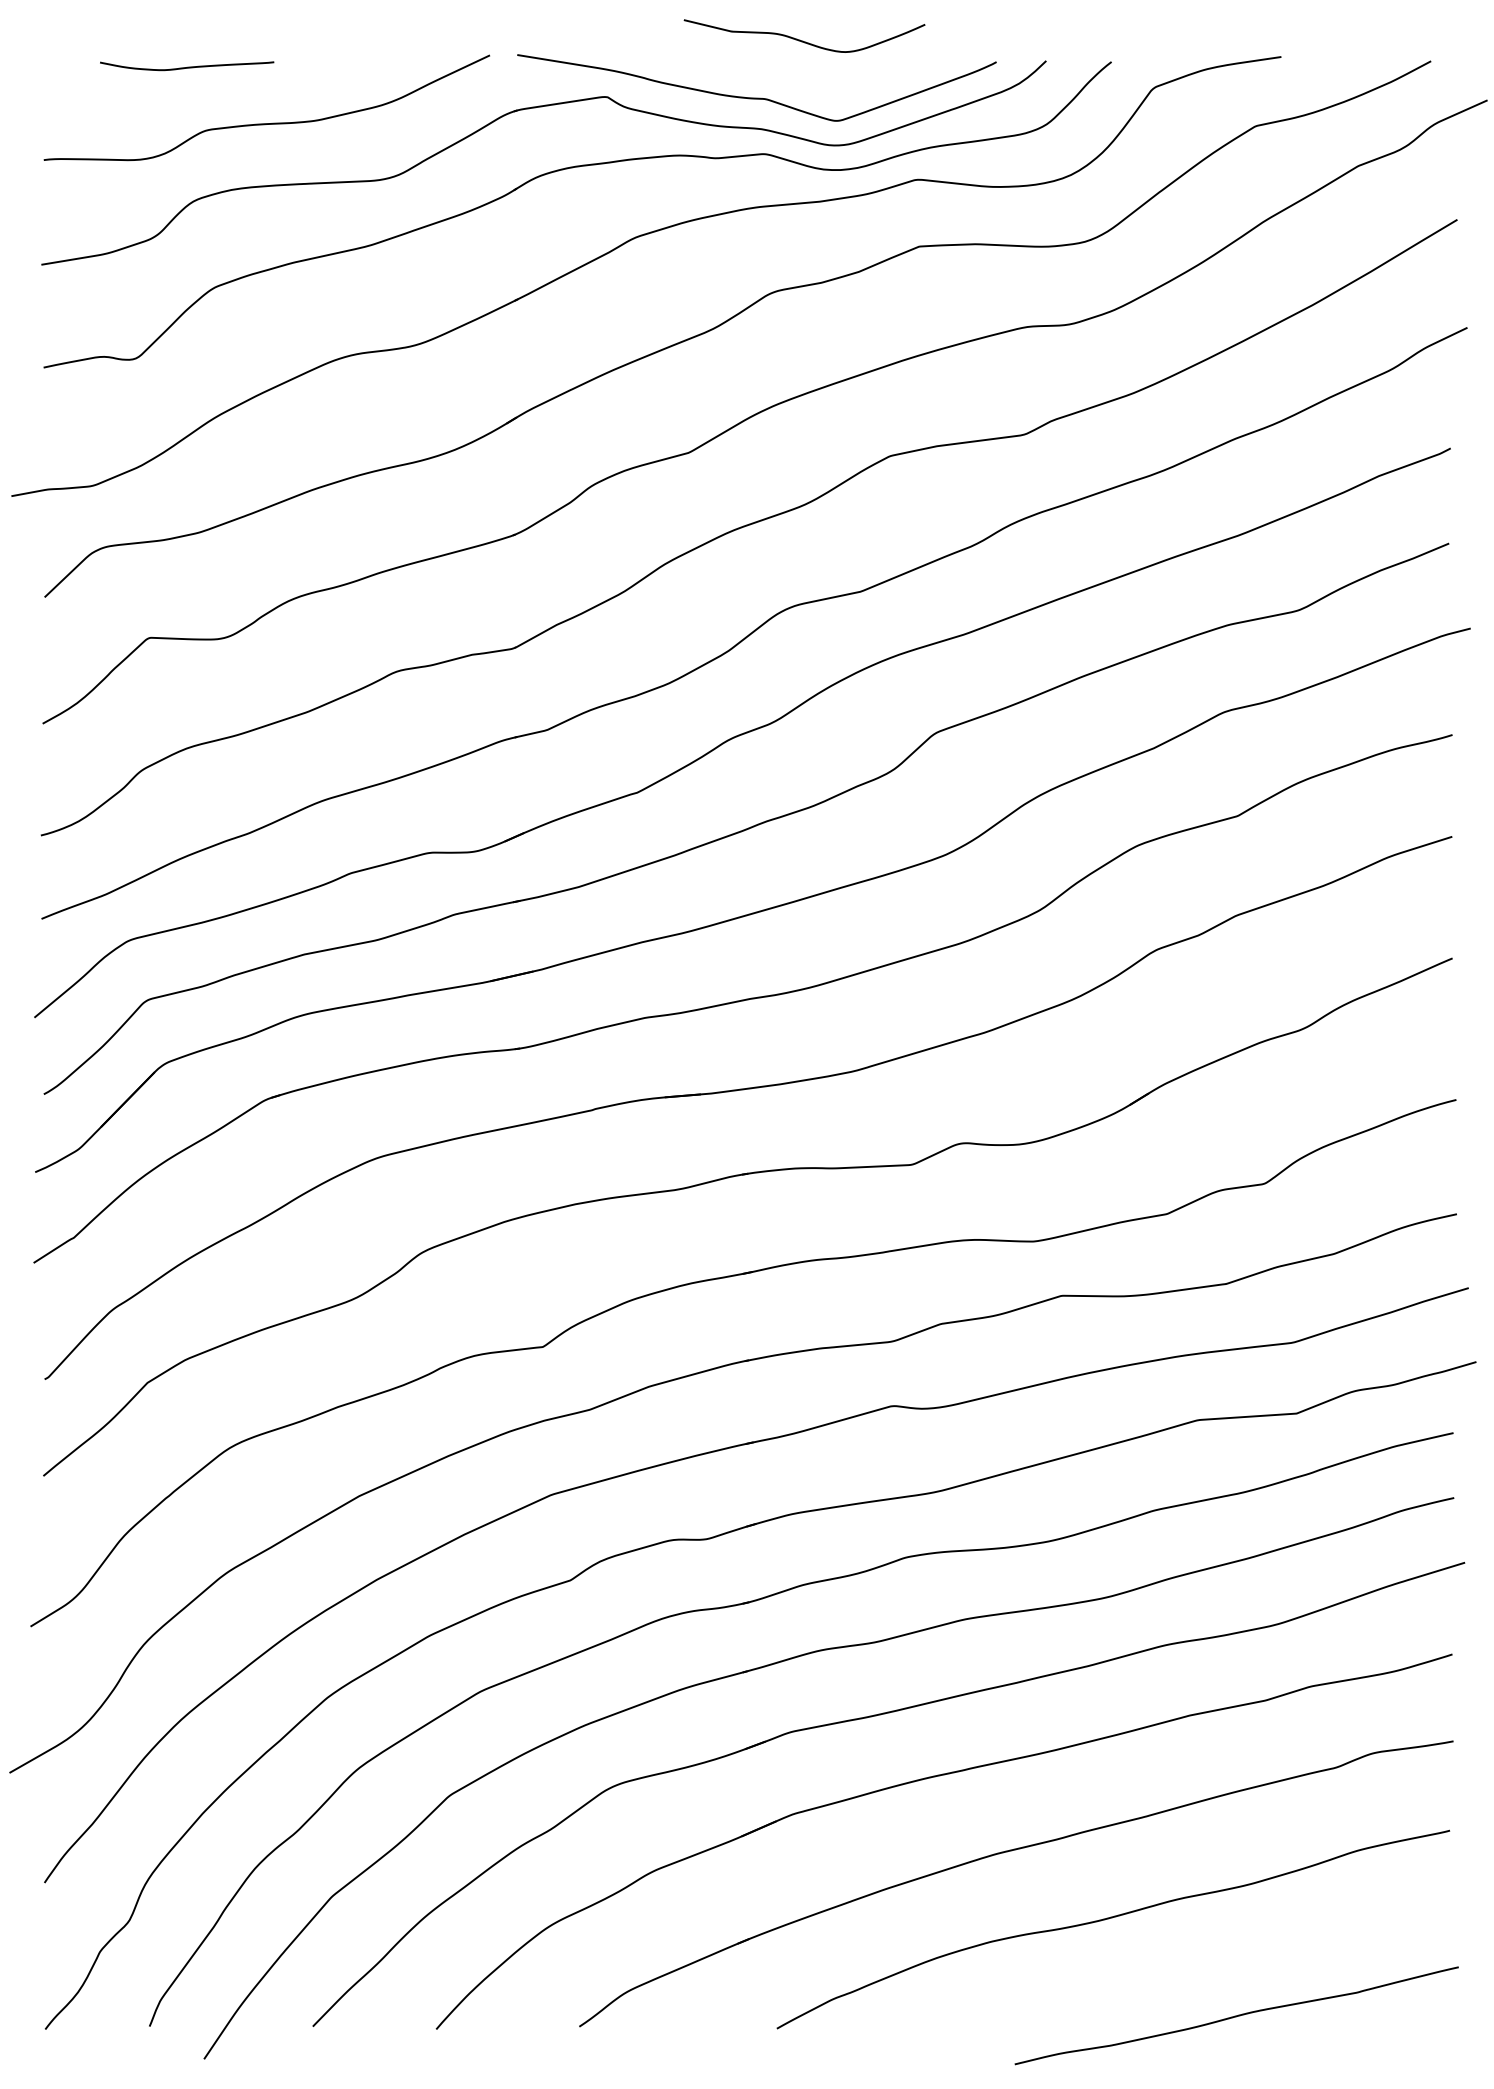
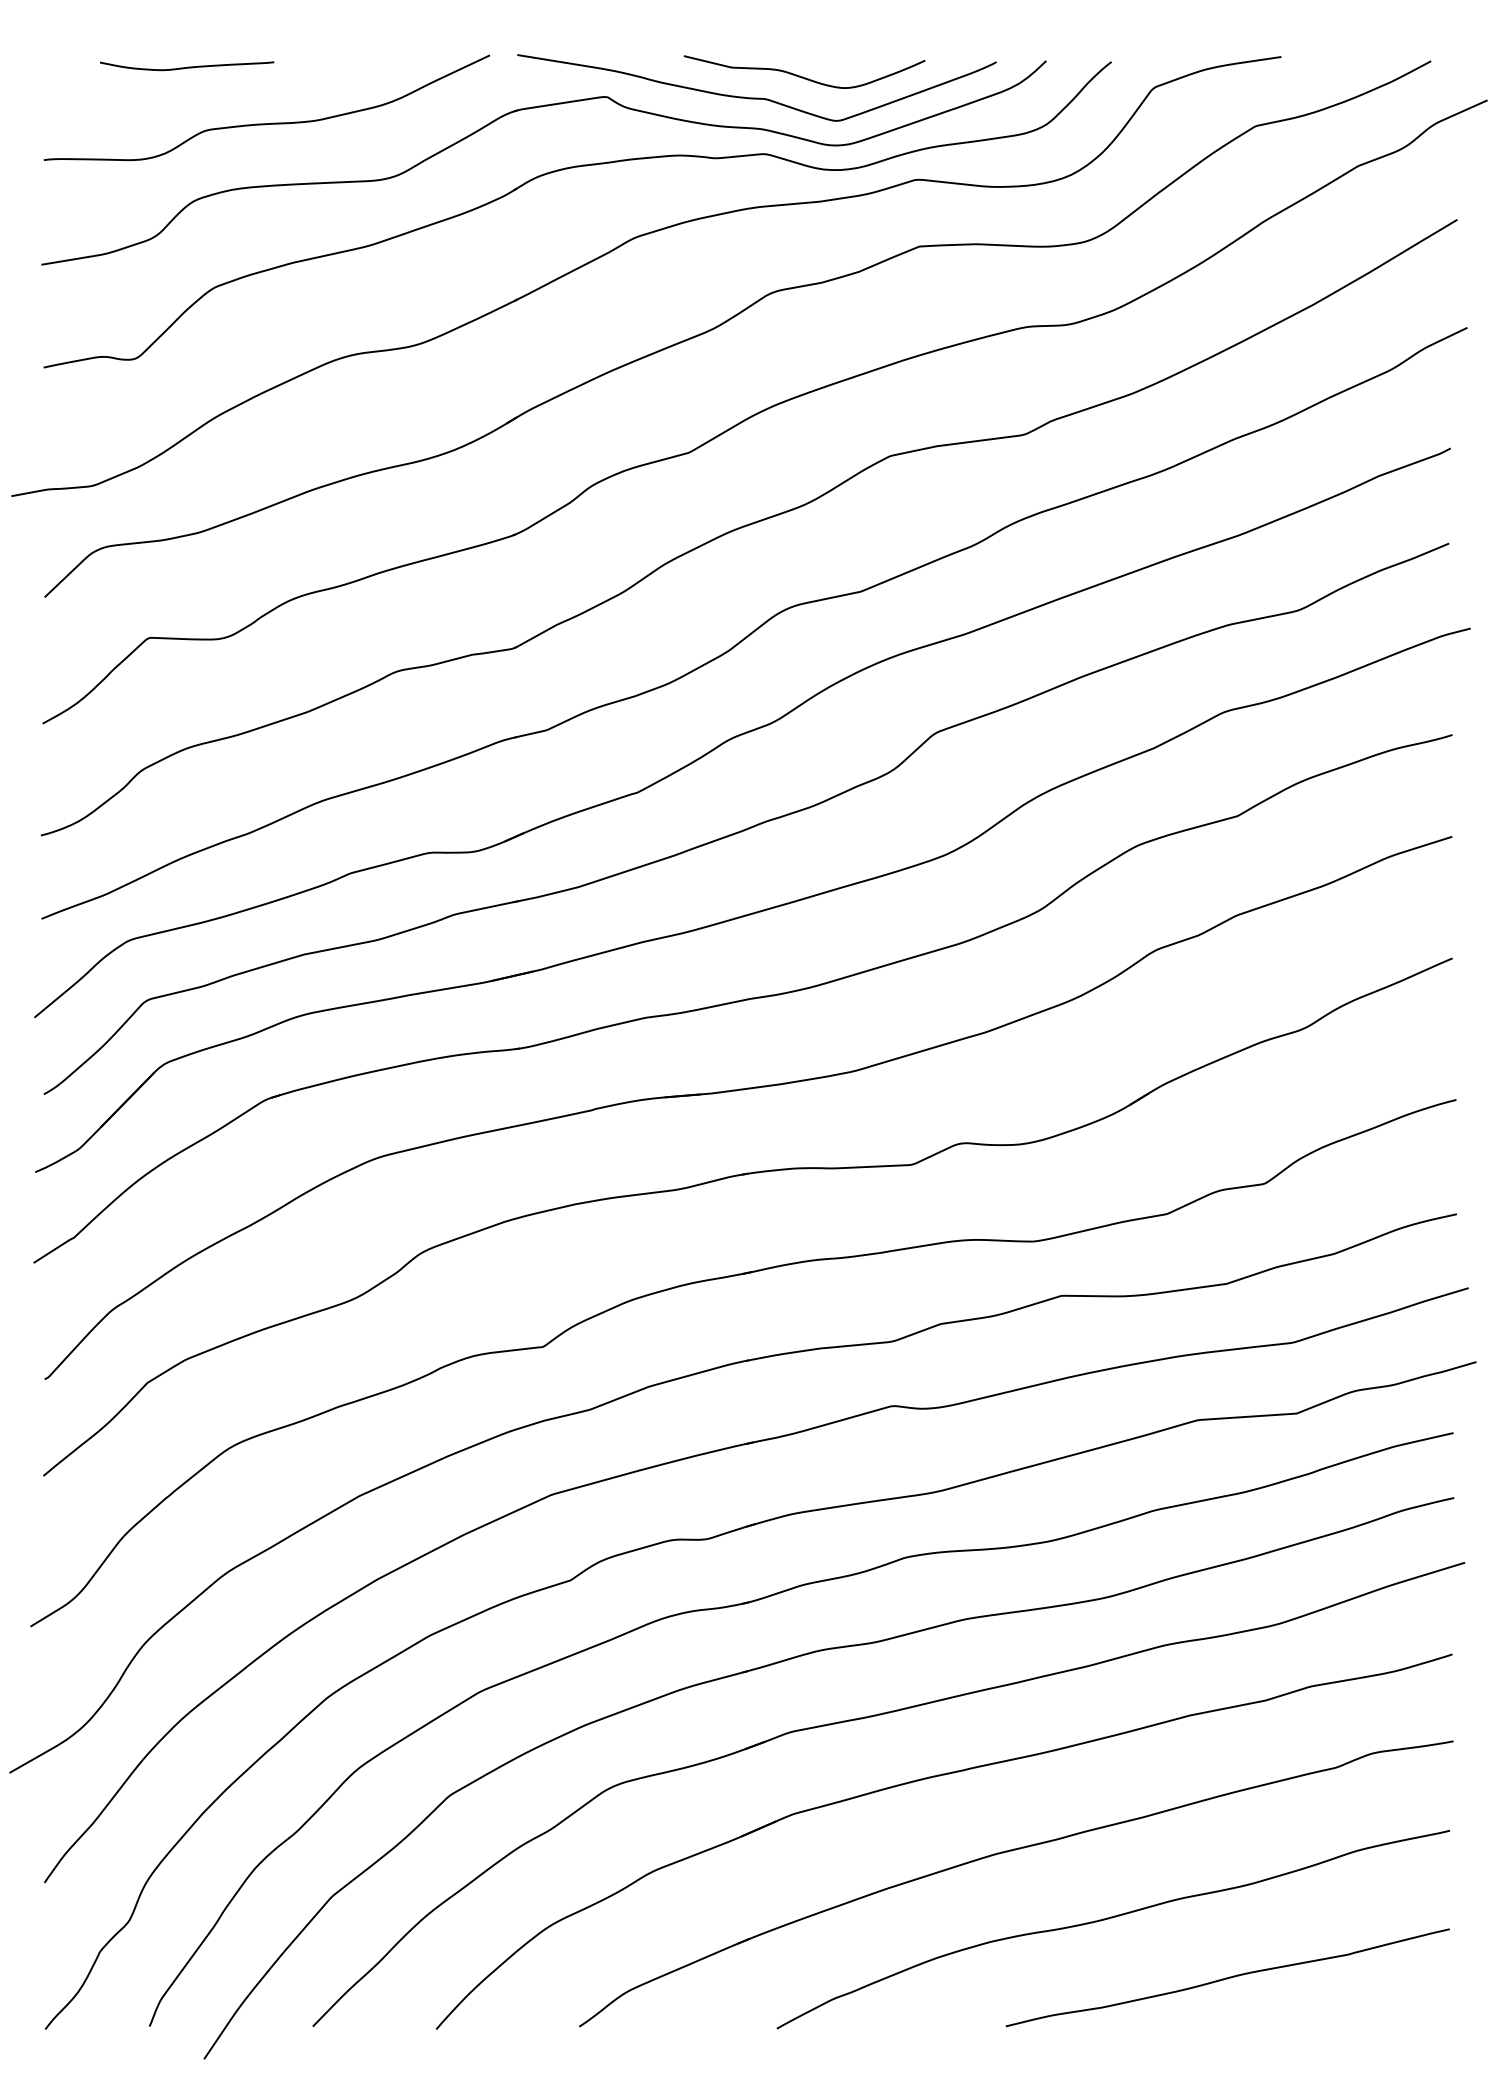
curve position: (802, 40) -> (802, 76) (802, 76)
curve position: (1236, 2015) -> (1227, 1977) (1227, 1977)
